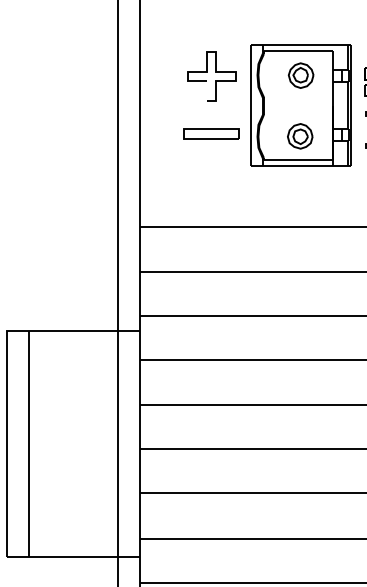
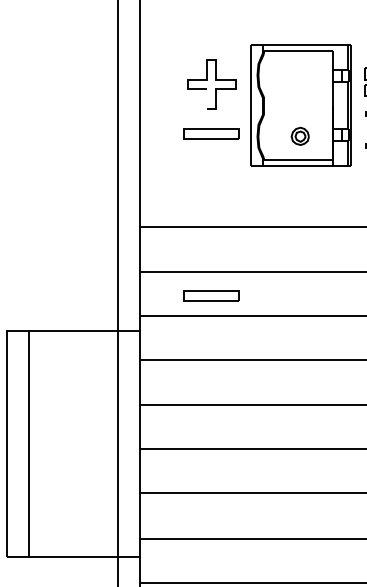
curve position: (207, 72) -> (207, 80) (207, 80)
part: present -> none (300, 75)
part size: 27x27 px -> 20x20 px (299, 135)
part: none -> present (211, 295)
